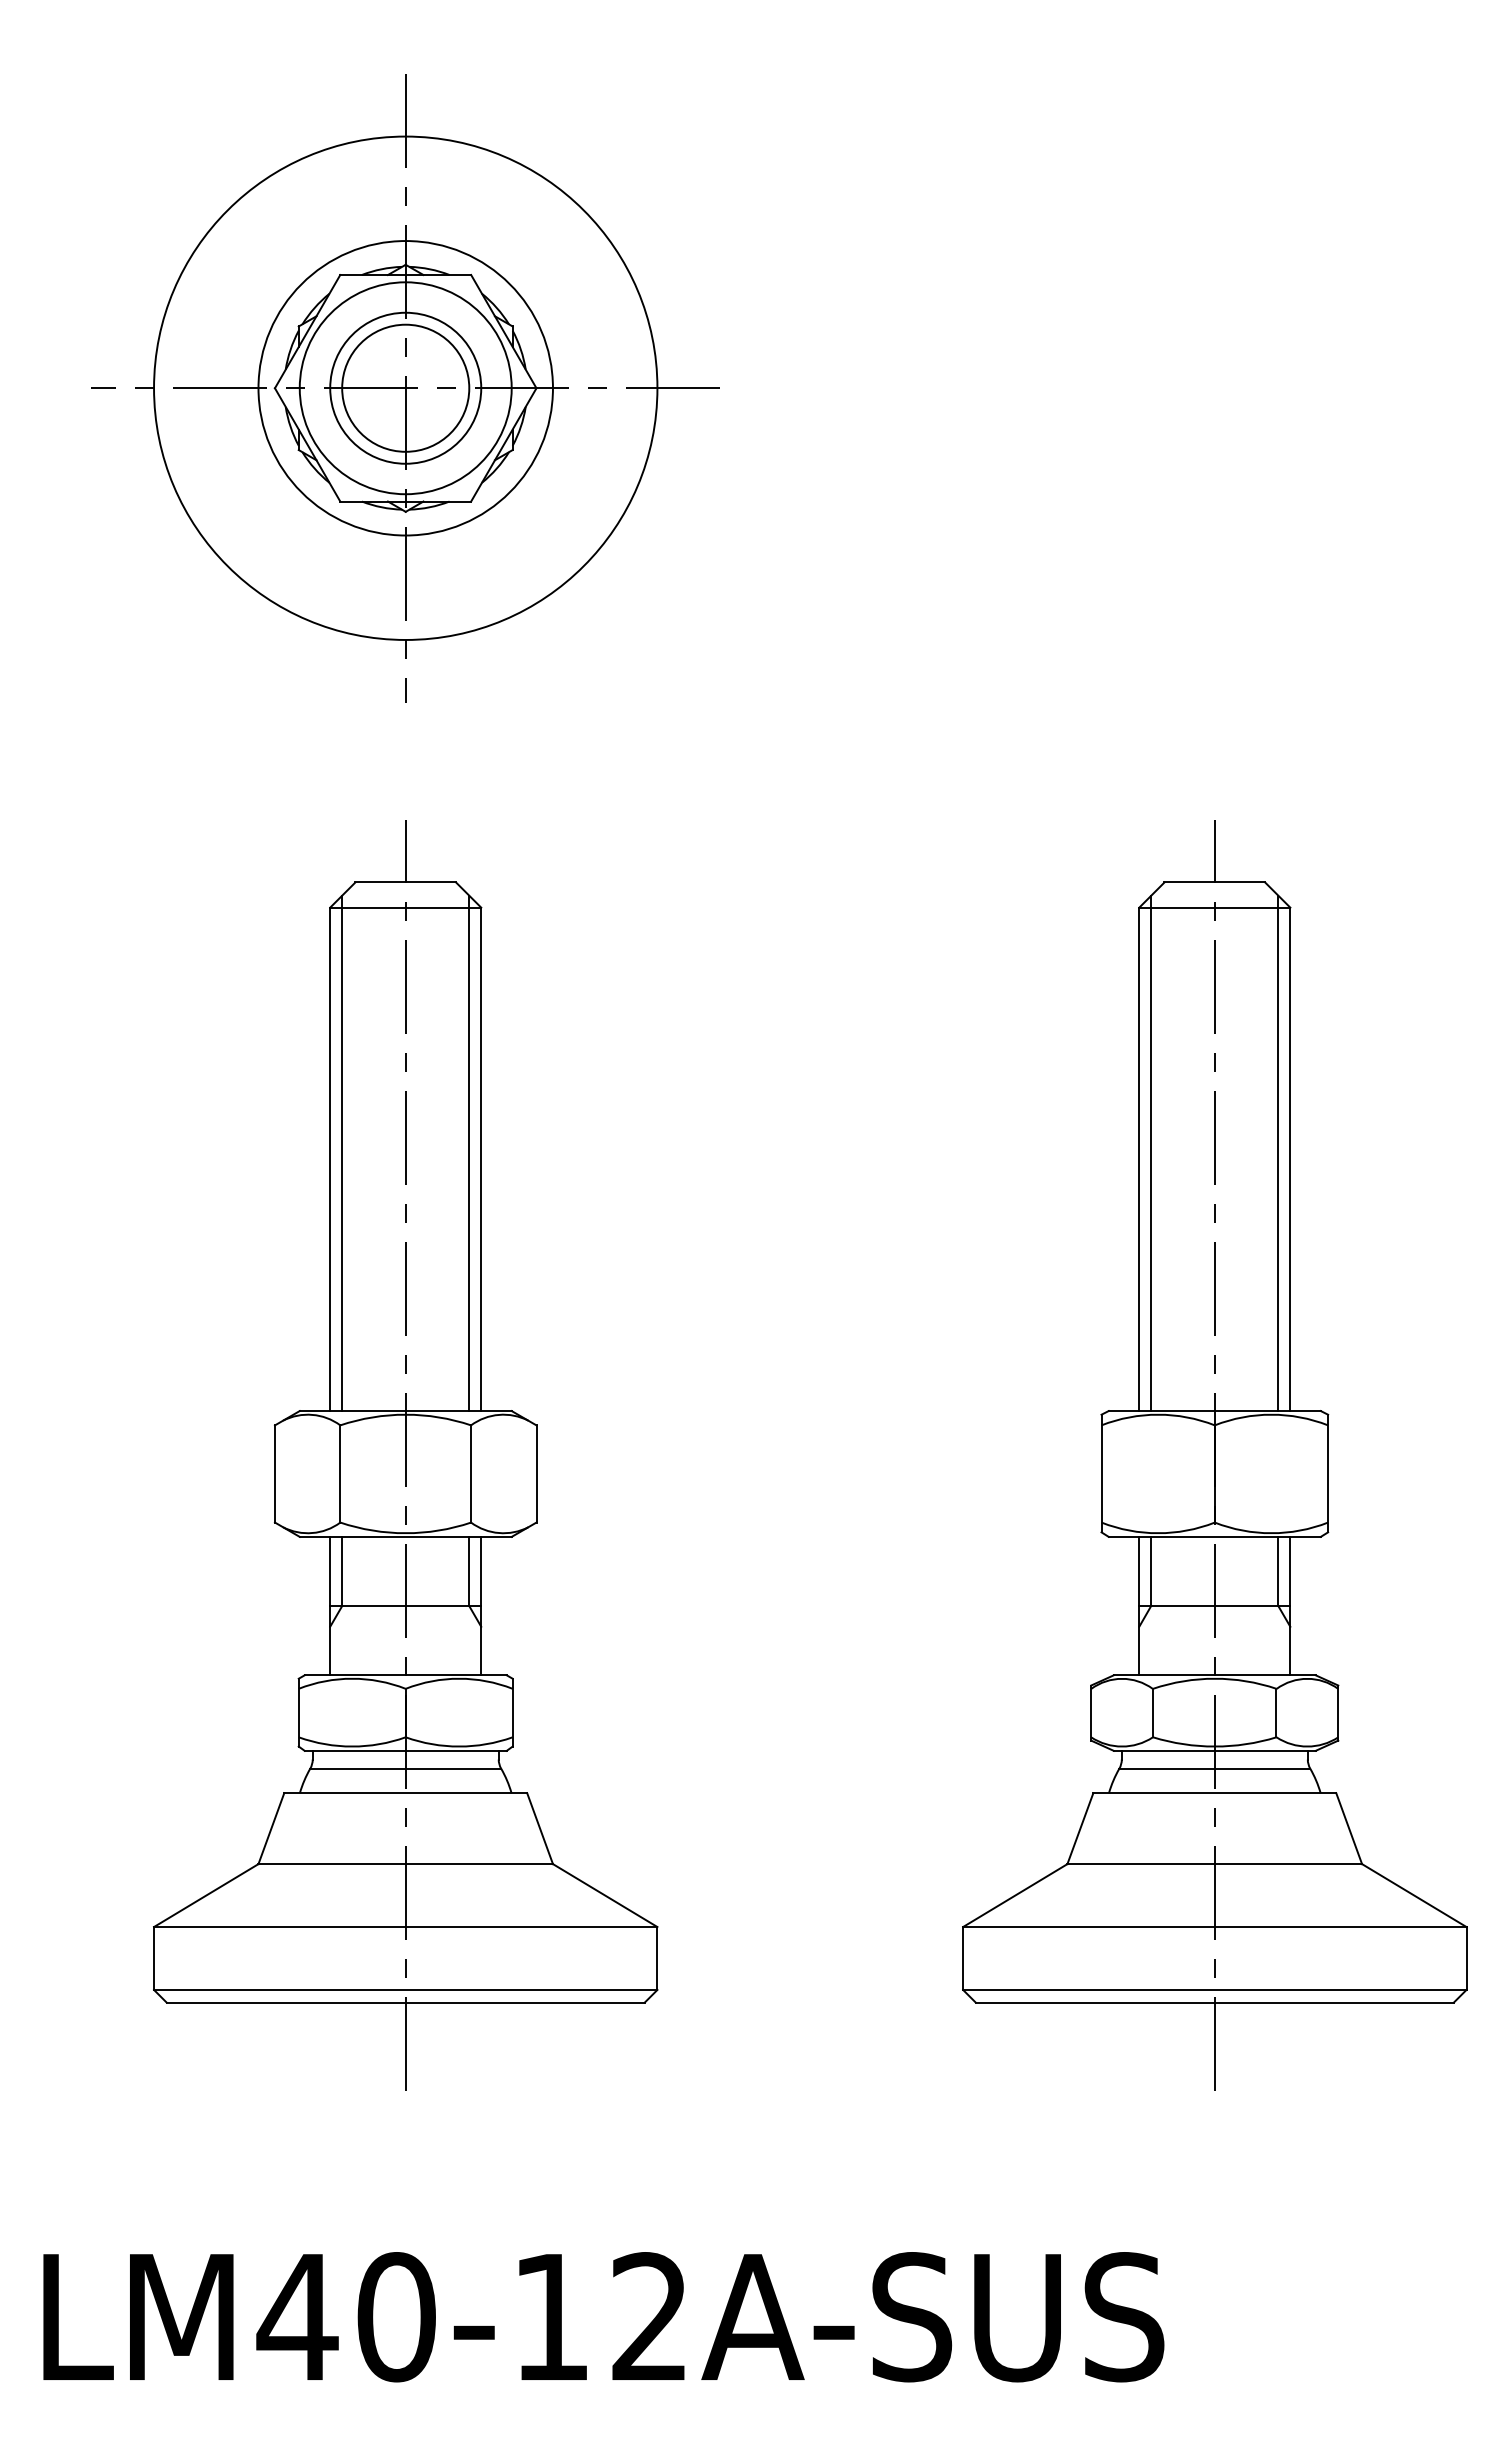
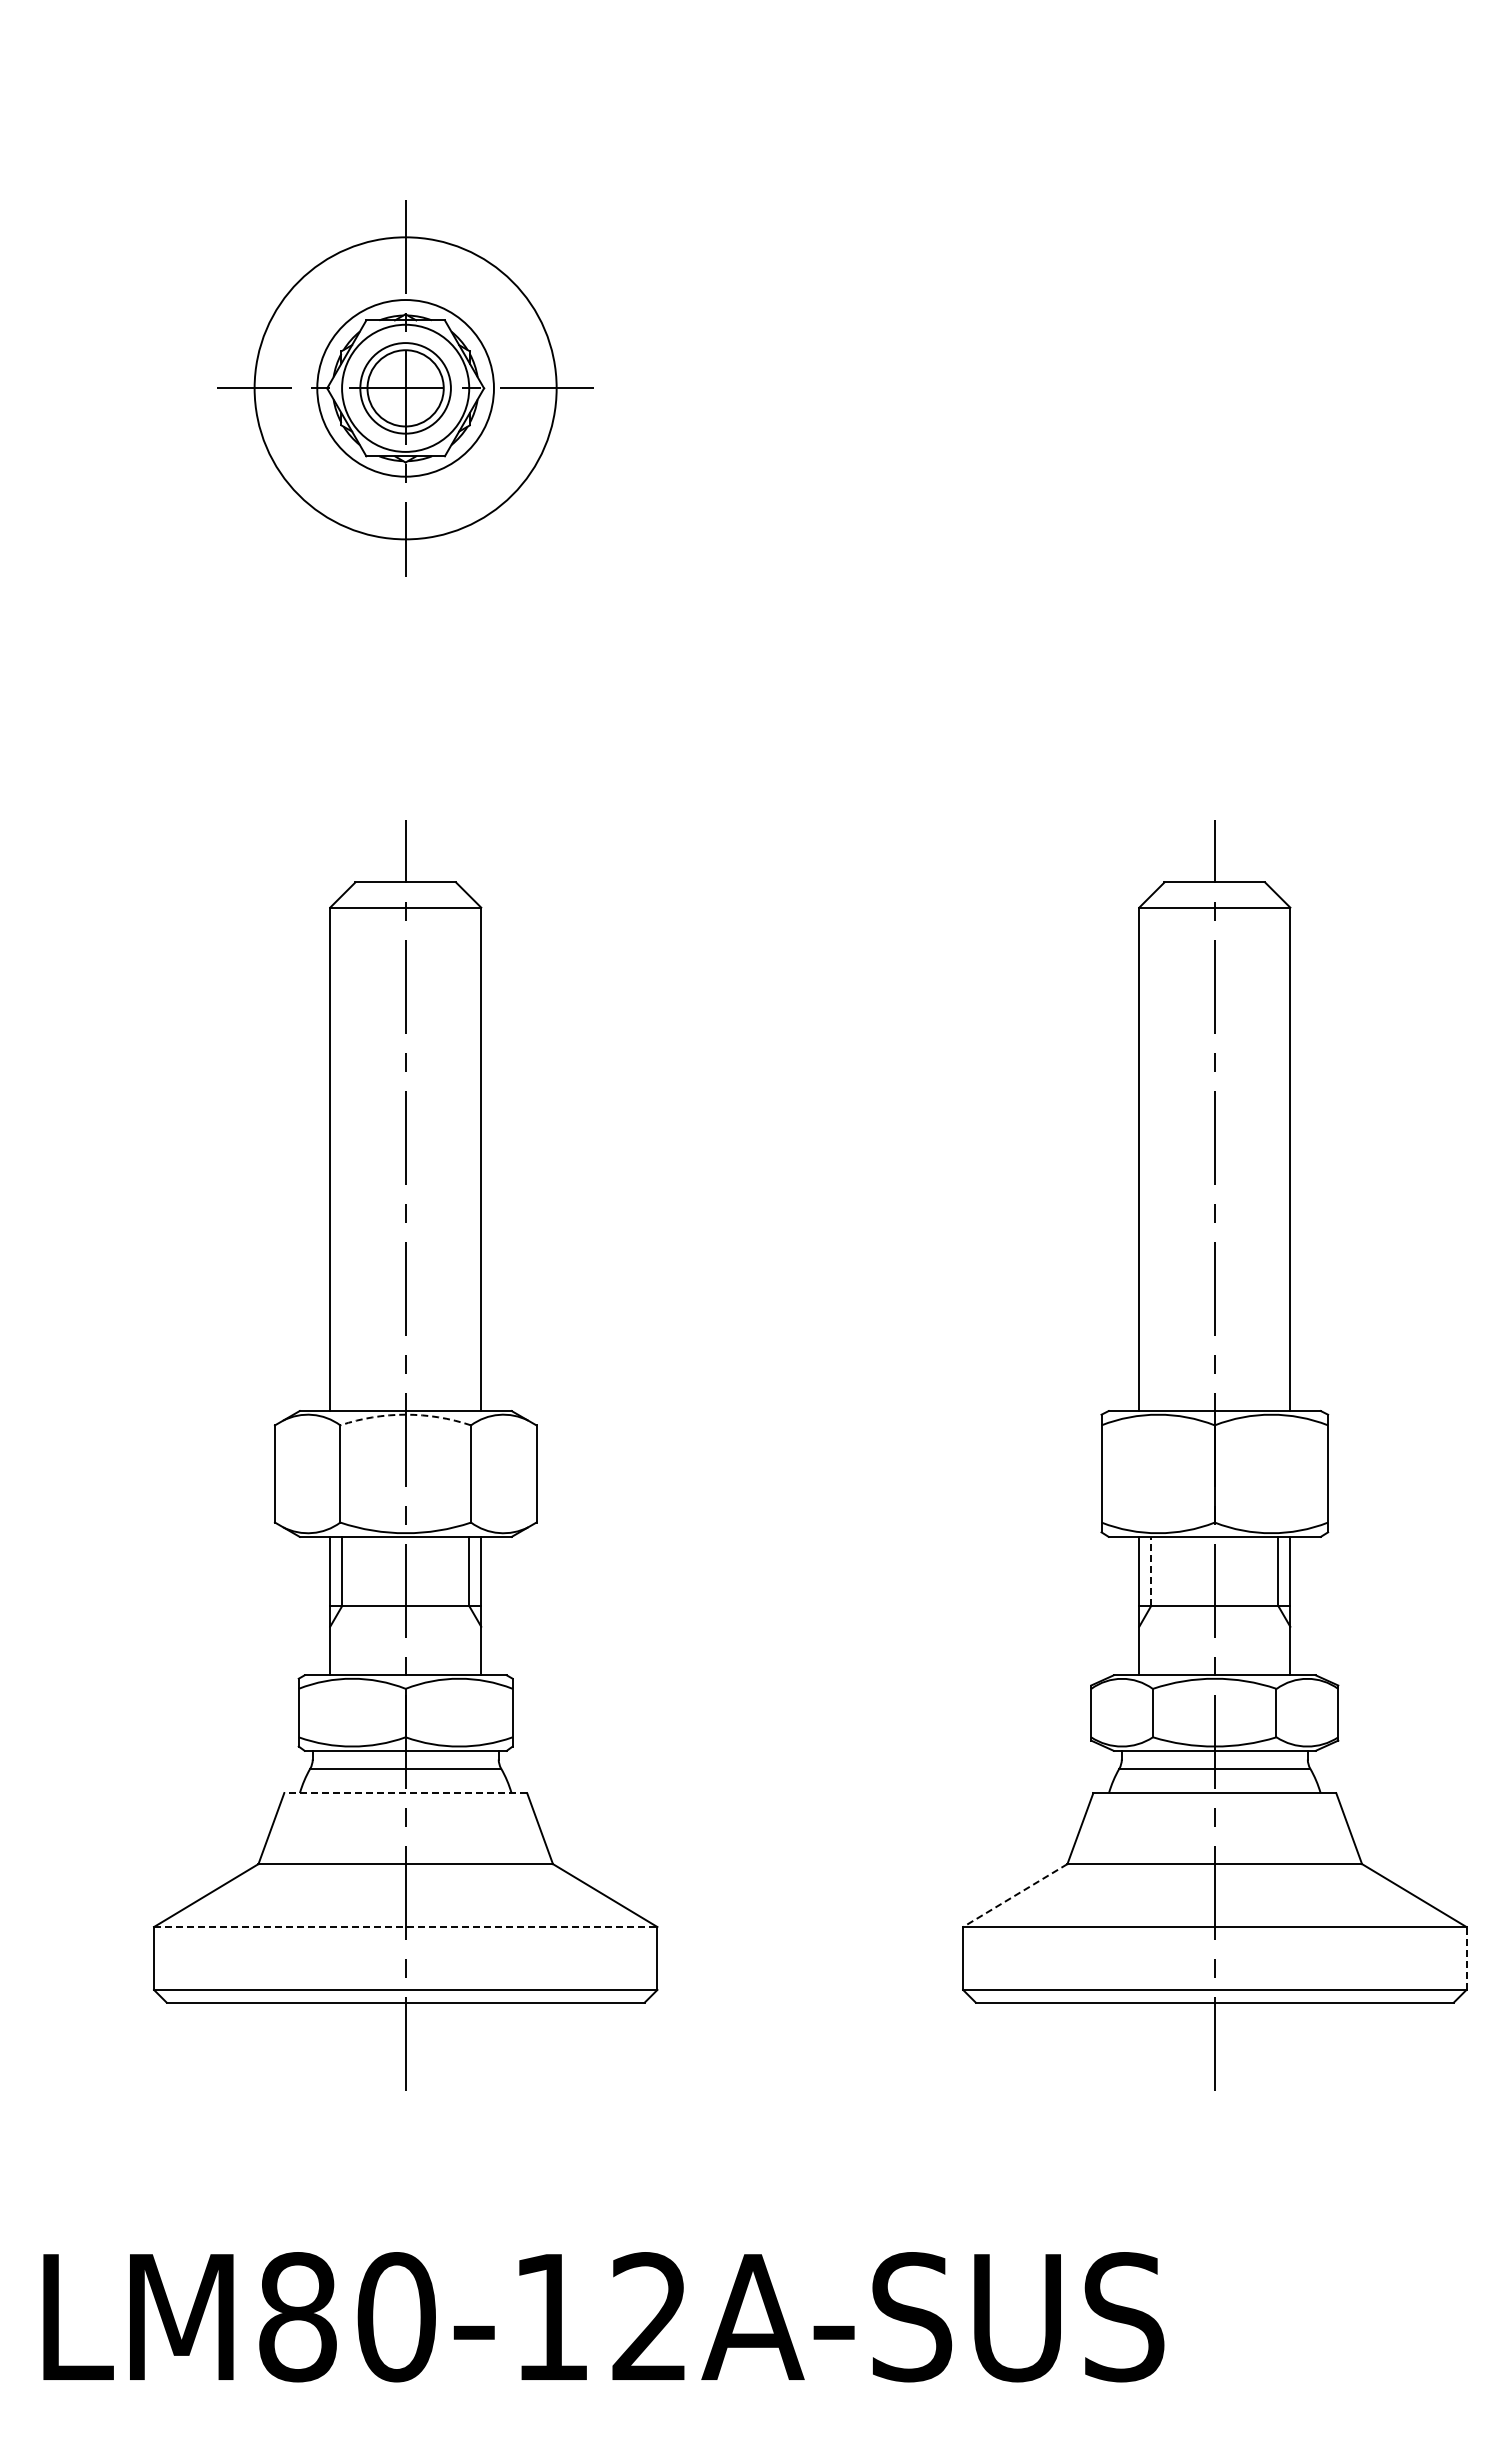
part size: 629x629 px -> 377x377 px (405, 388)
line: present -> none (342, 1153)
line: present -> none (469, 1153)
line: present -> none (1151, 1153)
line: present -> none (1278, 1153)
arc: solid -> dashed (405, 1414)
line: solid -> dashed (1151, 1571)
line: solid -> dashed (405, 1793)
line: solid -> dashed (1015, 1895)
line: solid -> dashed (405, 1927)
line: solid -> dashed (1466, 1957)
text: LM40-12A-SUS -> LM80-12A-SUS (297, 2317)
